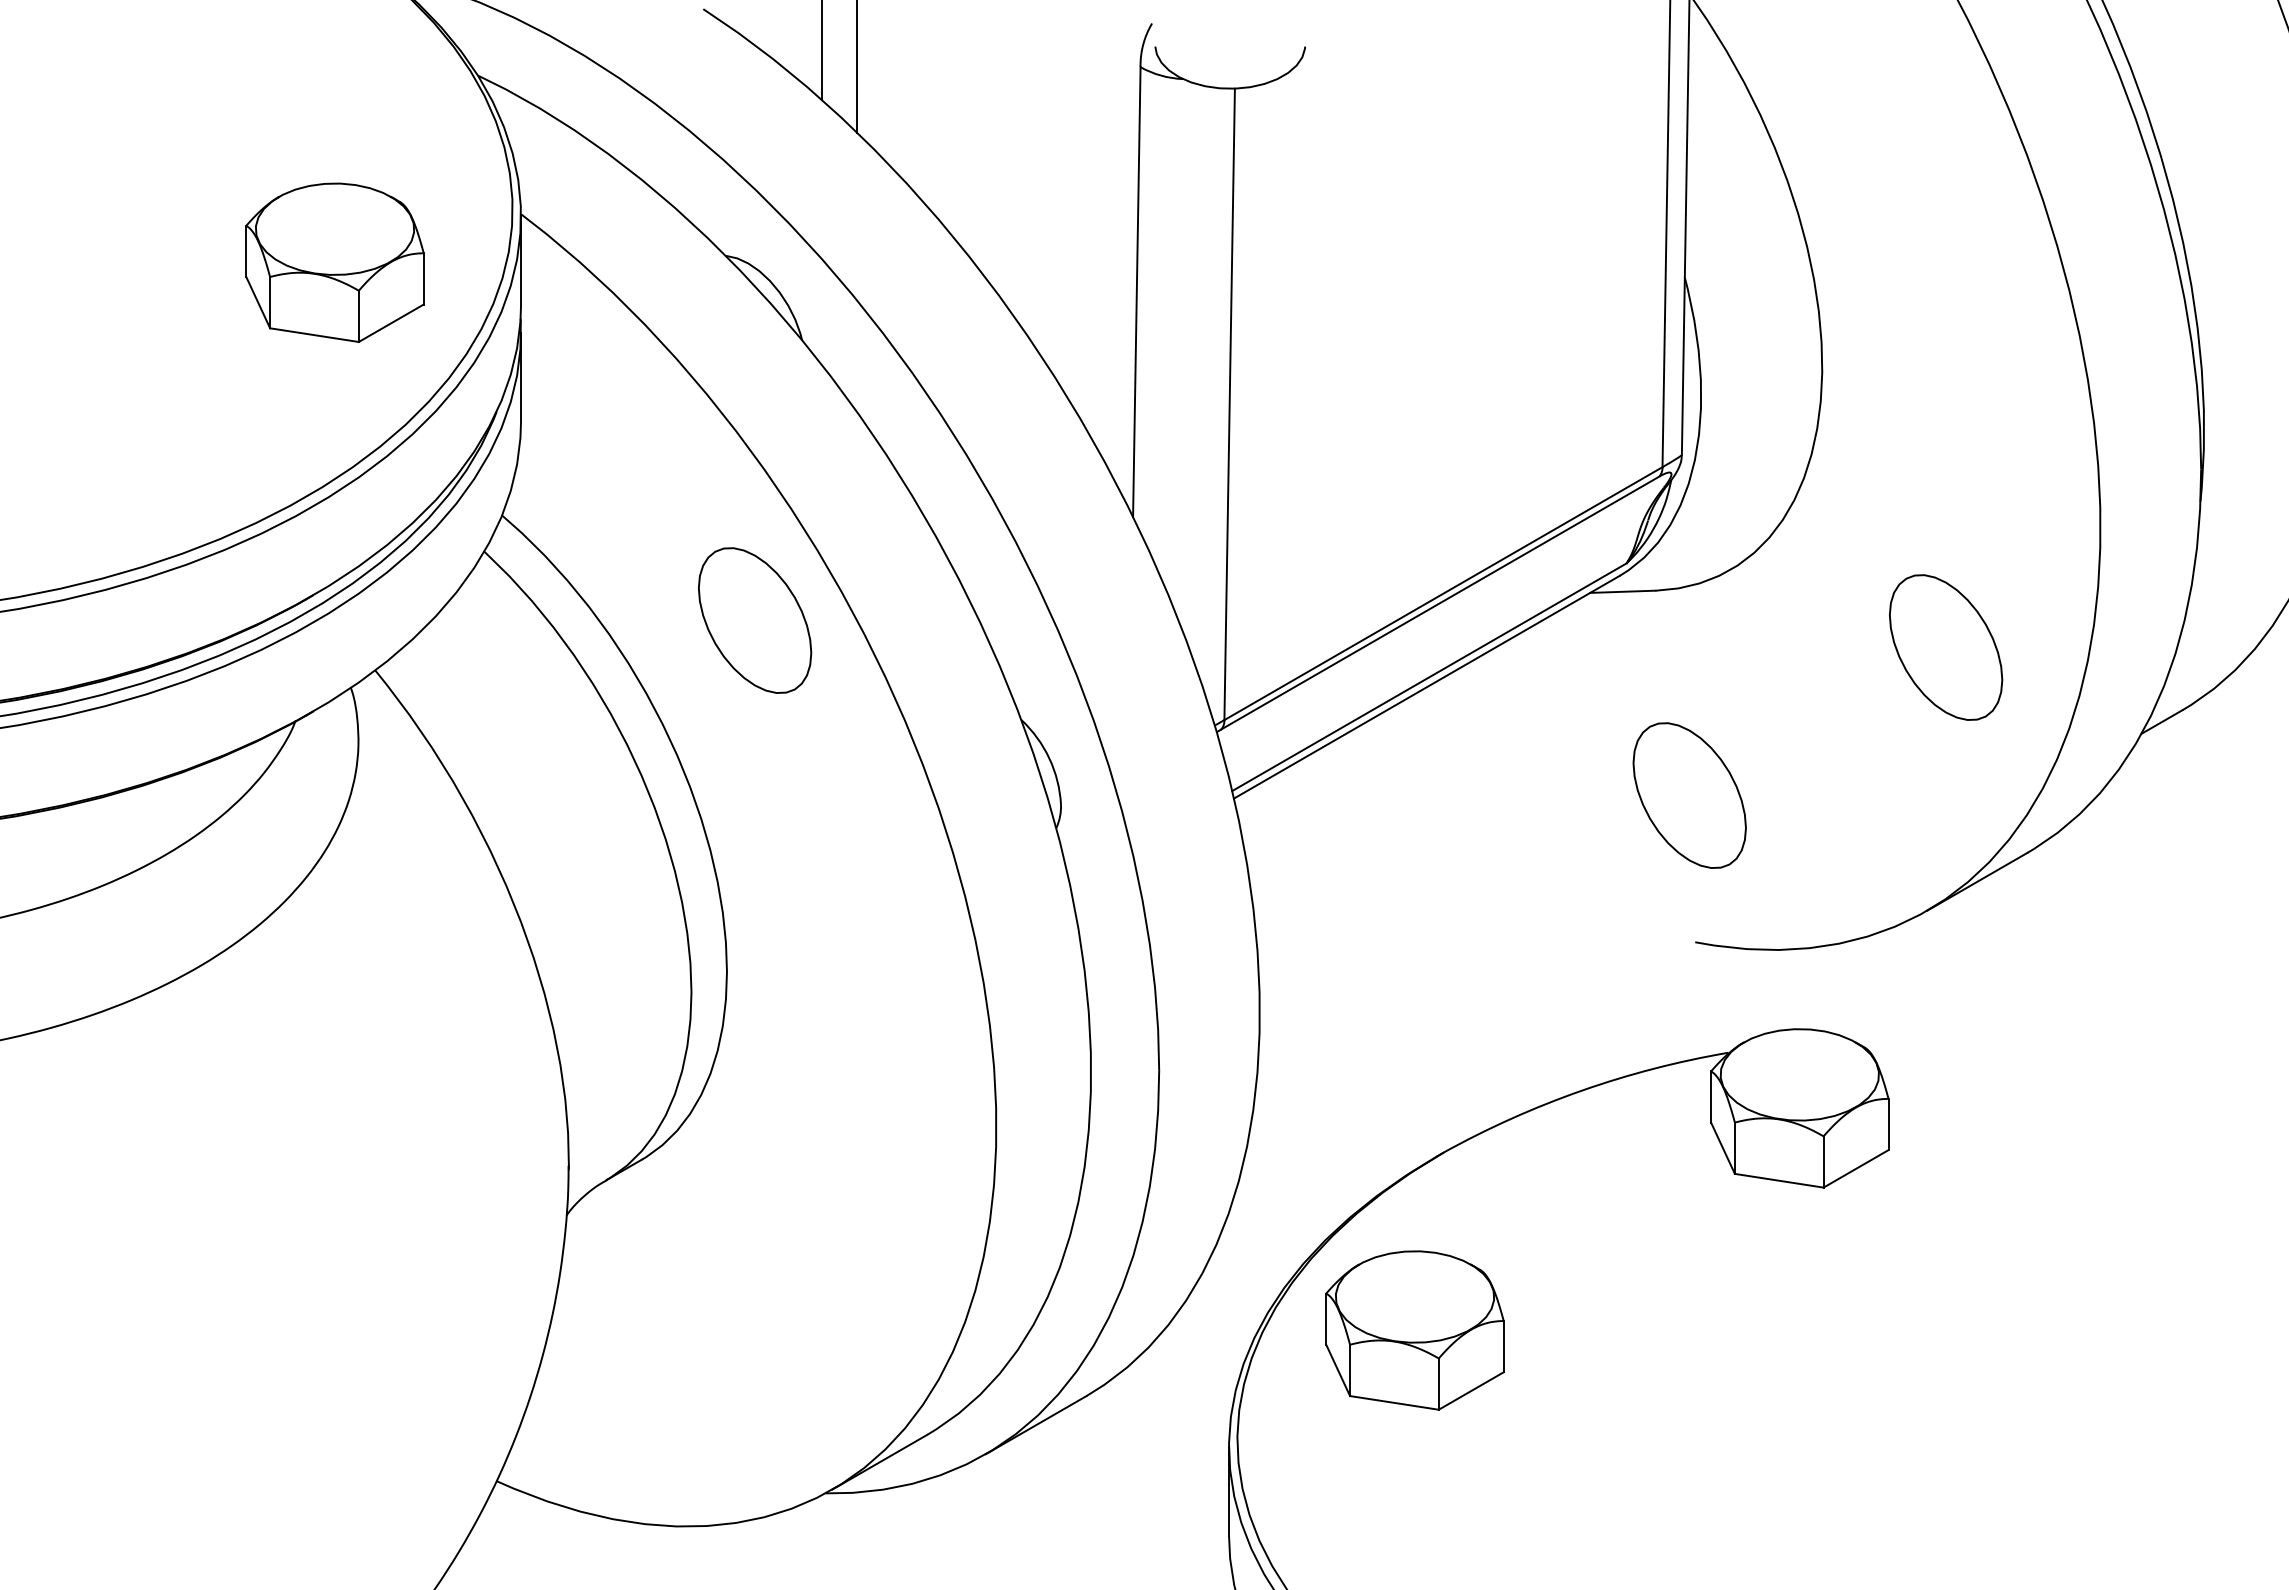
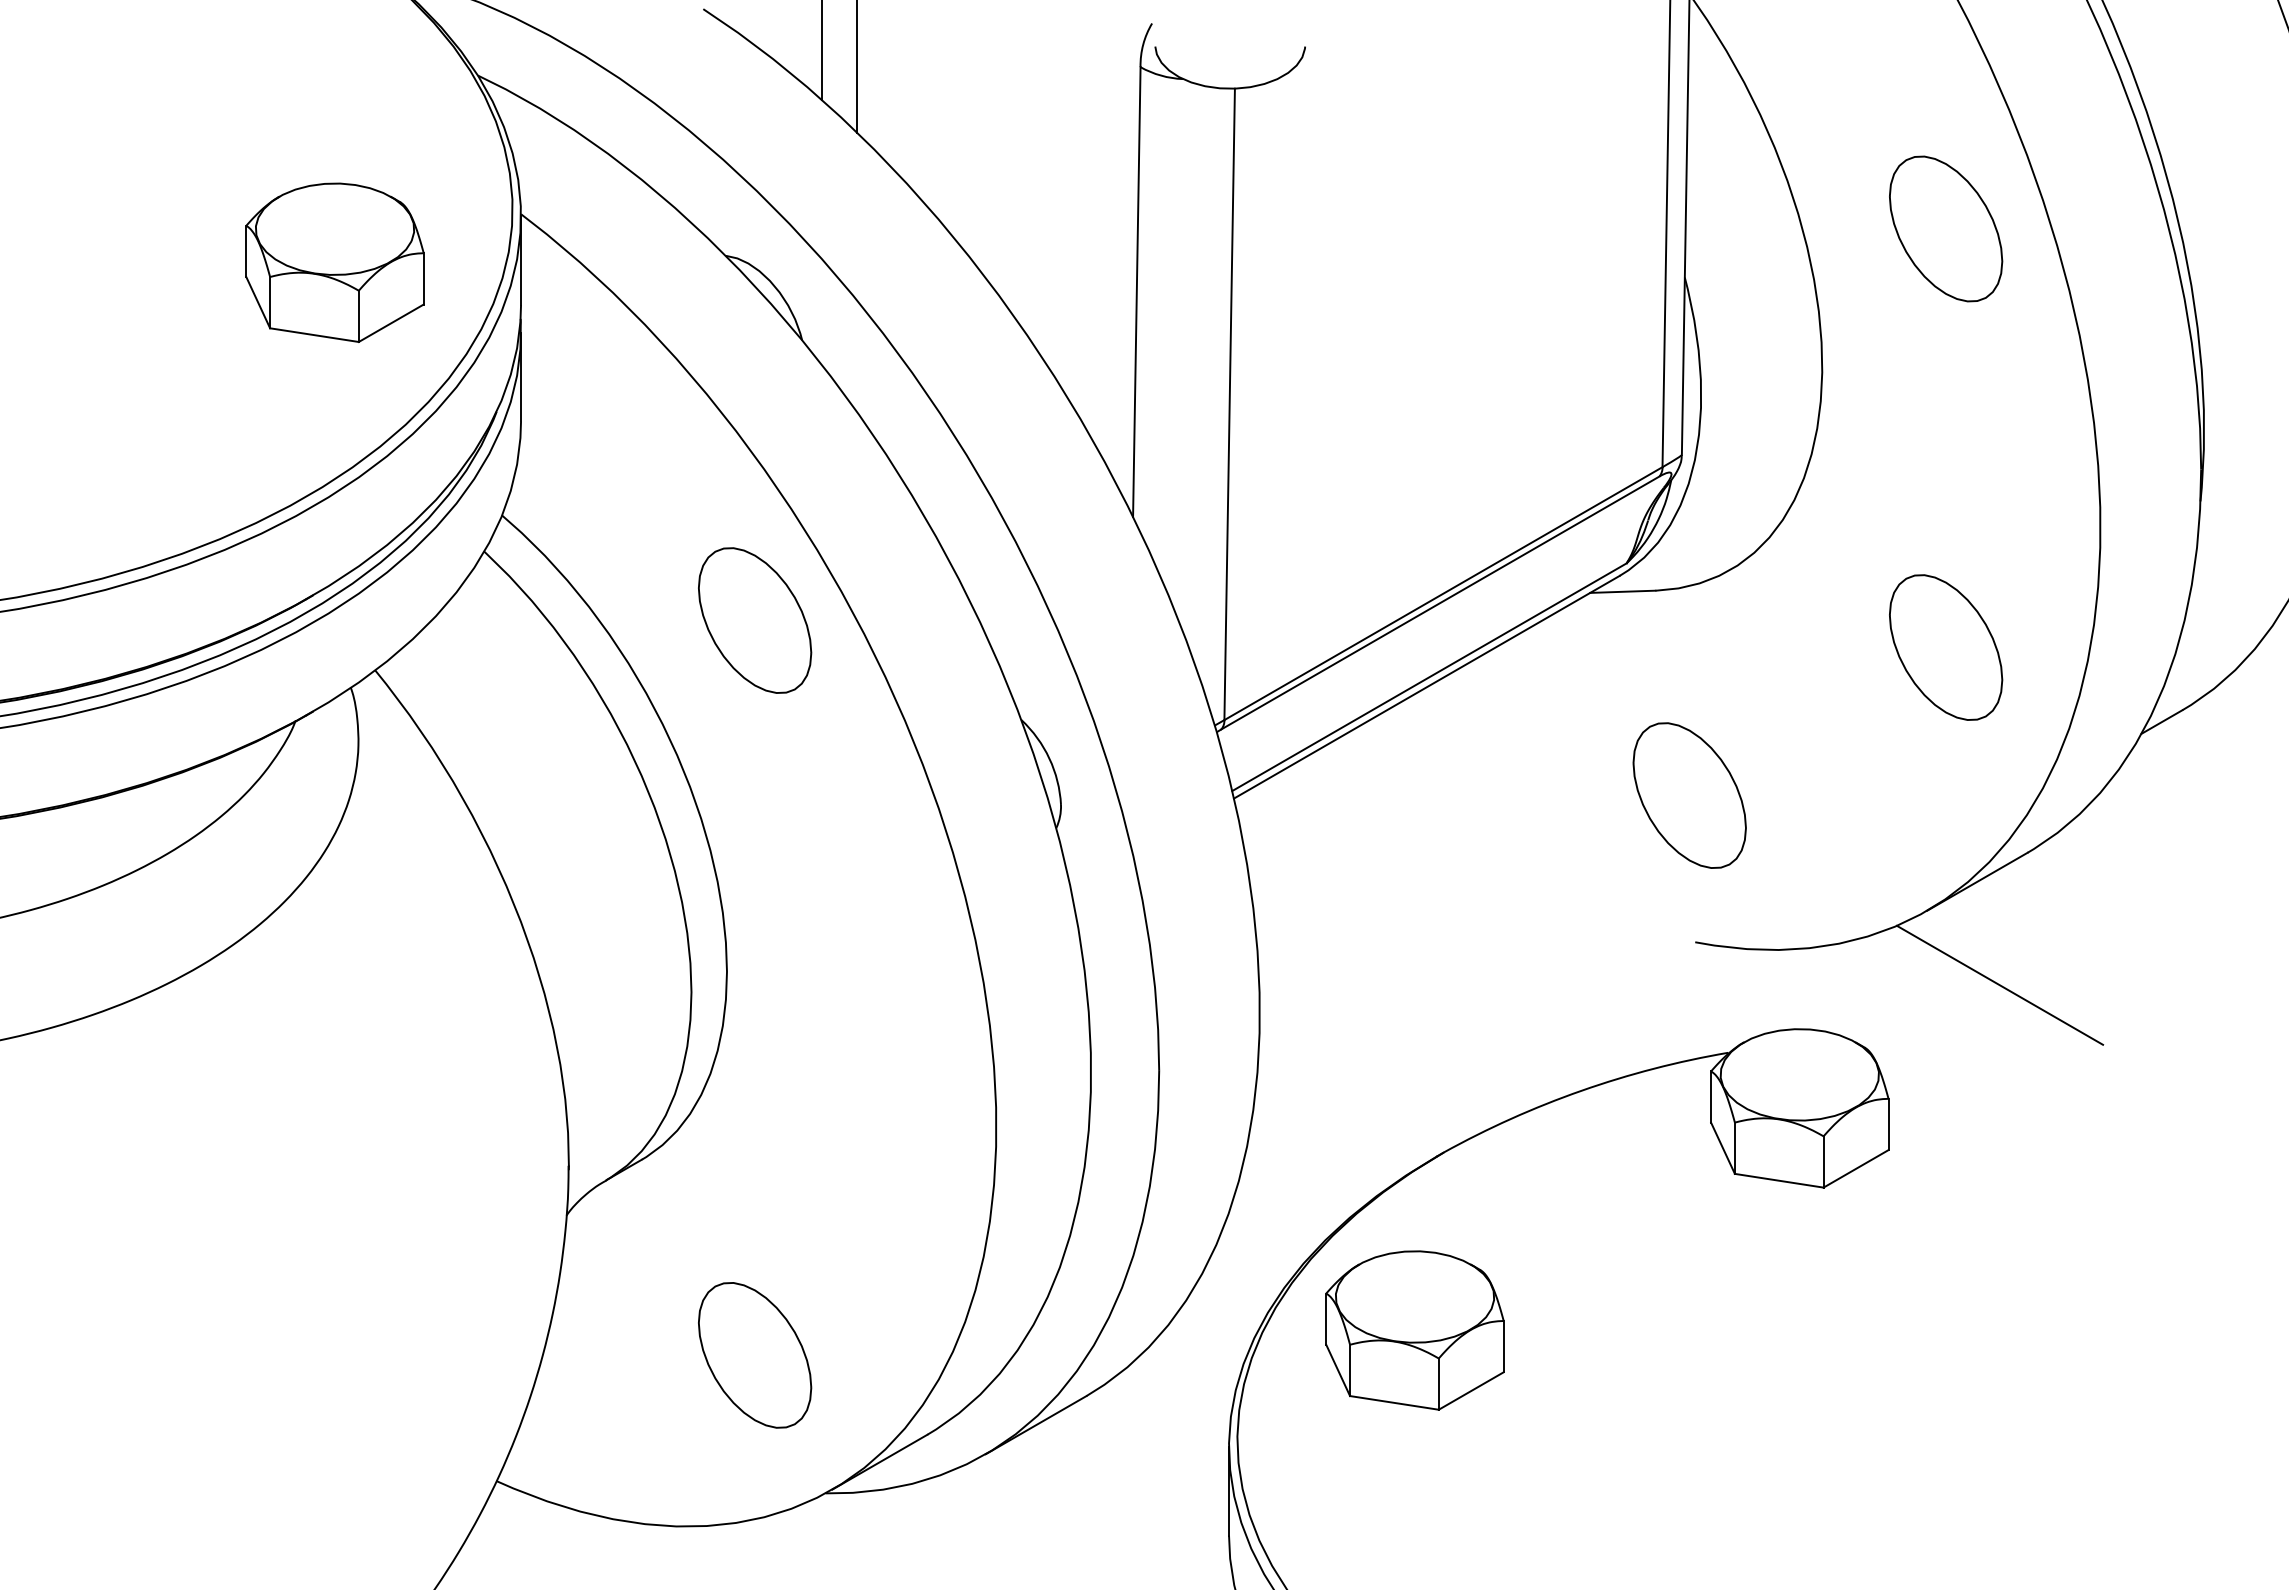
part: none -> present (1946, 228)
line: none -> present (1999, 984)
part: none -> present (755, 1355)
